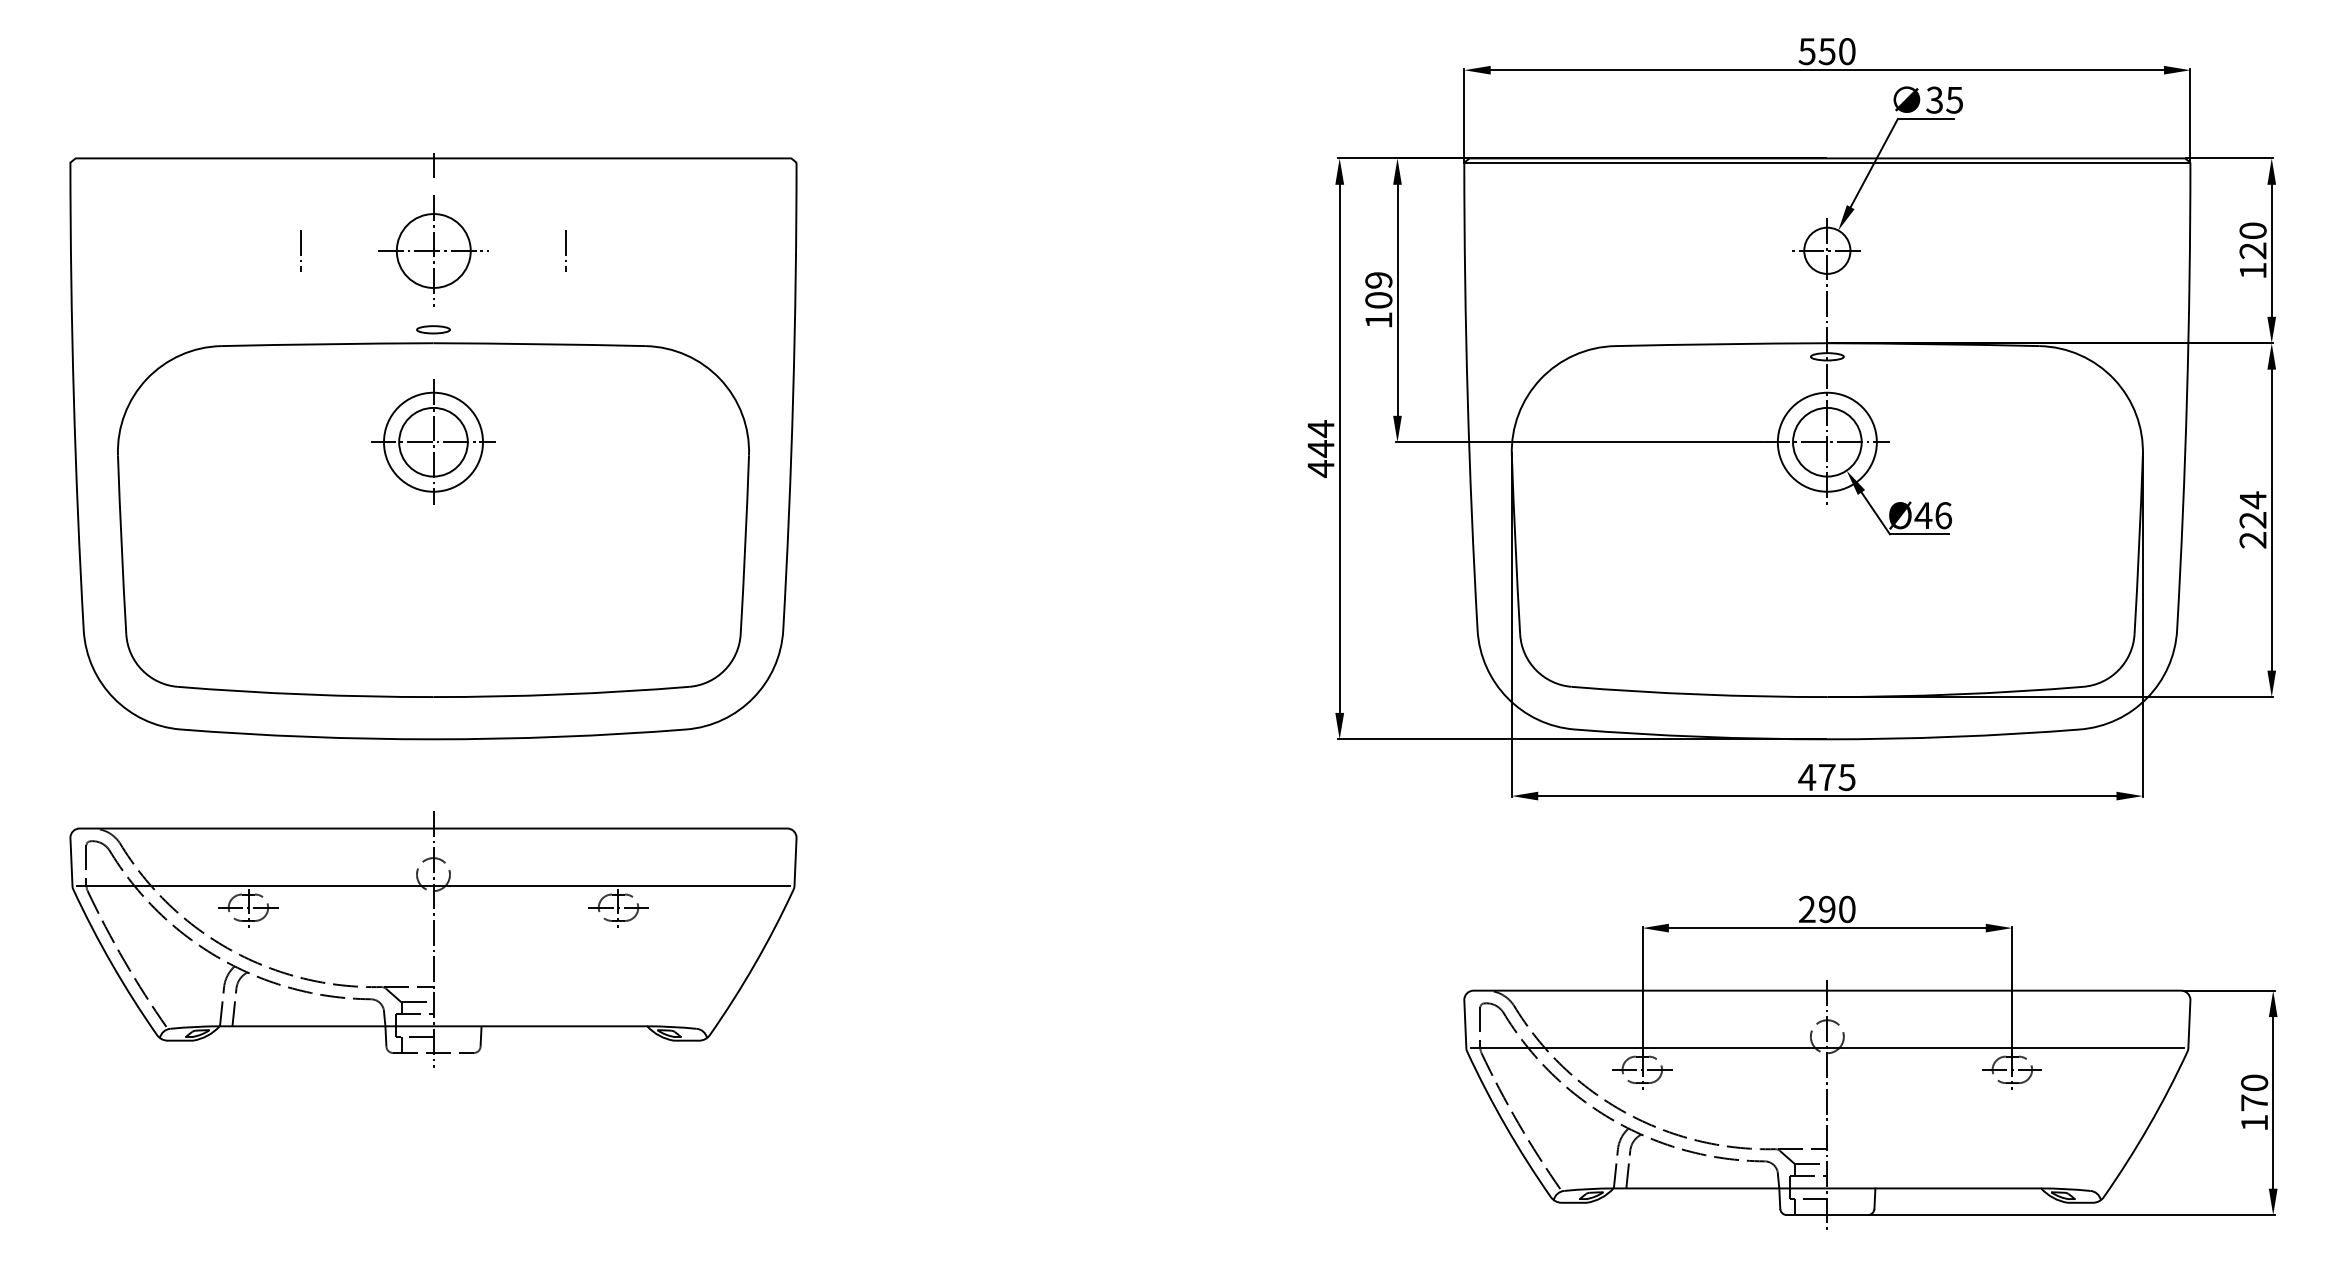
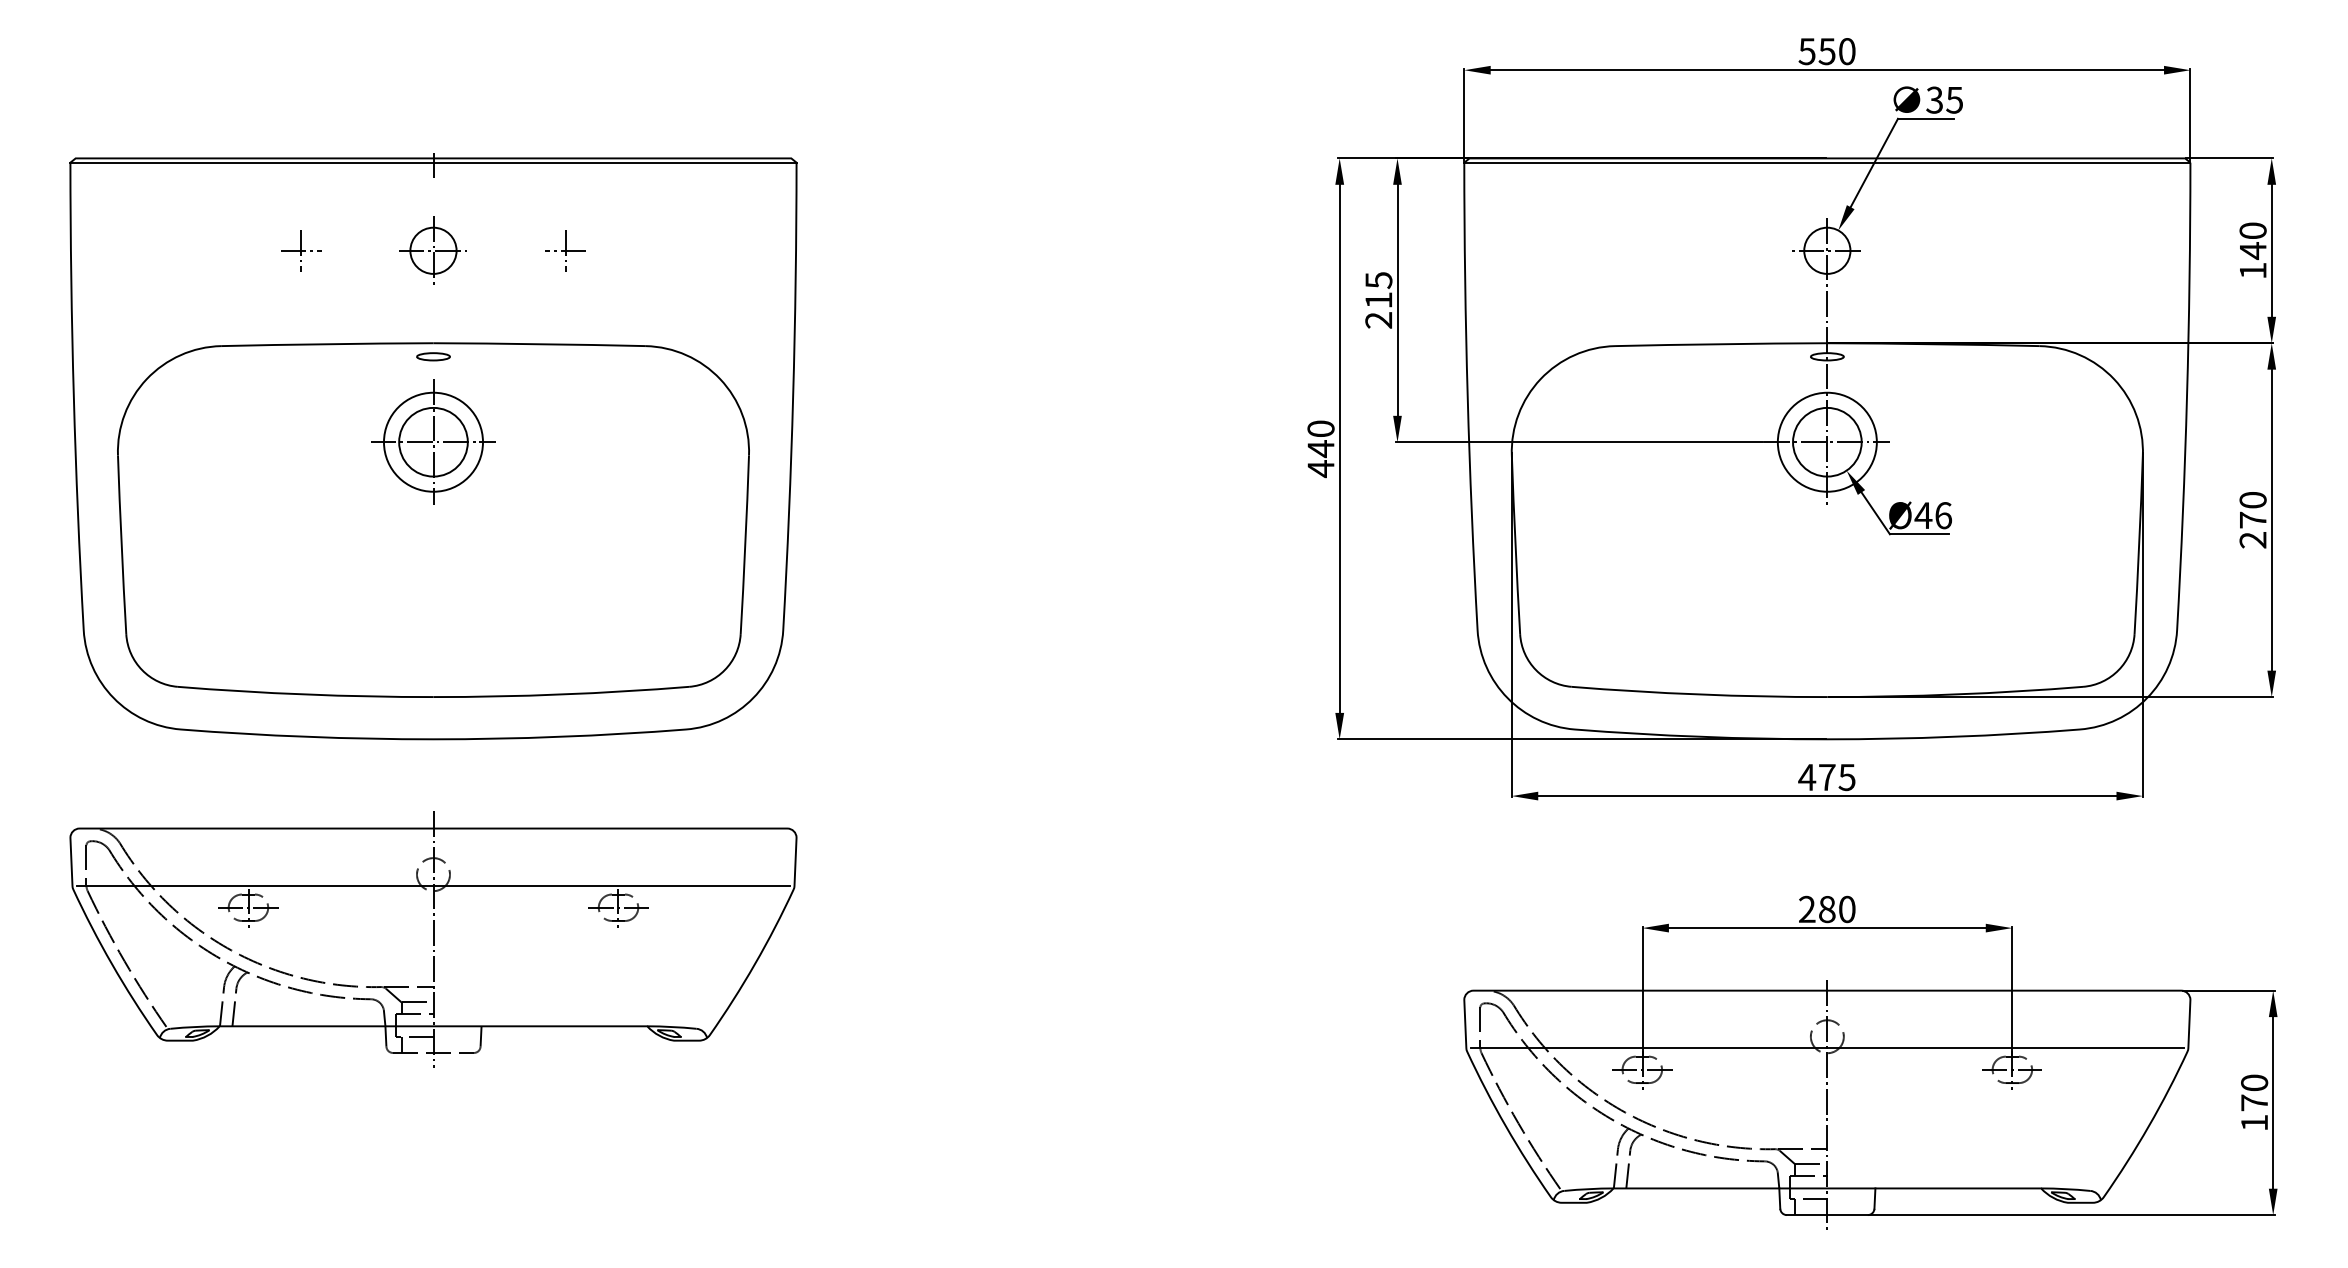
line: none -> present (433, 162)
line: none -> present (301, 250)
part size: 111x112 px -> 68x69 px (432, 250)
line: none -> present (565, 250)
text: 120 -> 140 (2252, 251)
text: 109 -> 215 (1378, 300)
part position: (433, 329) -> (433, 356) (433, 356)
text: 444 -> 440 (1320, 429)
text: 224 -> 270 (2252, 509)
text: 290 -> 280 (1827, 909)
